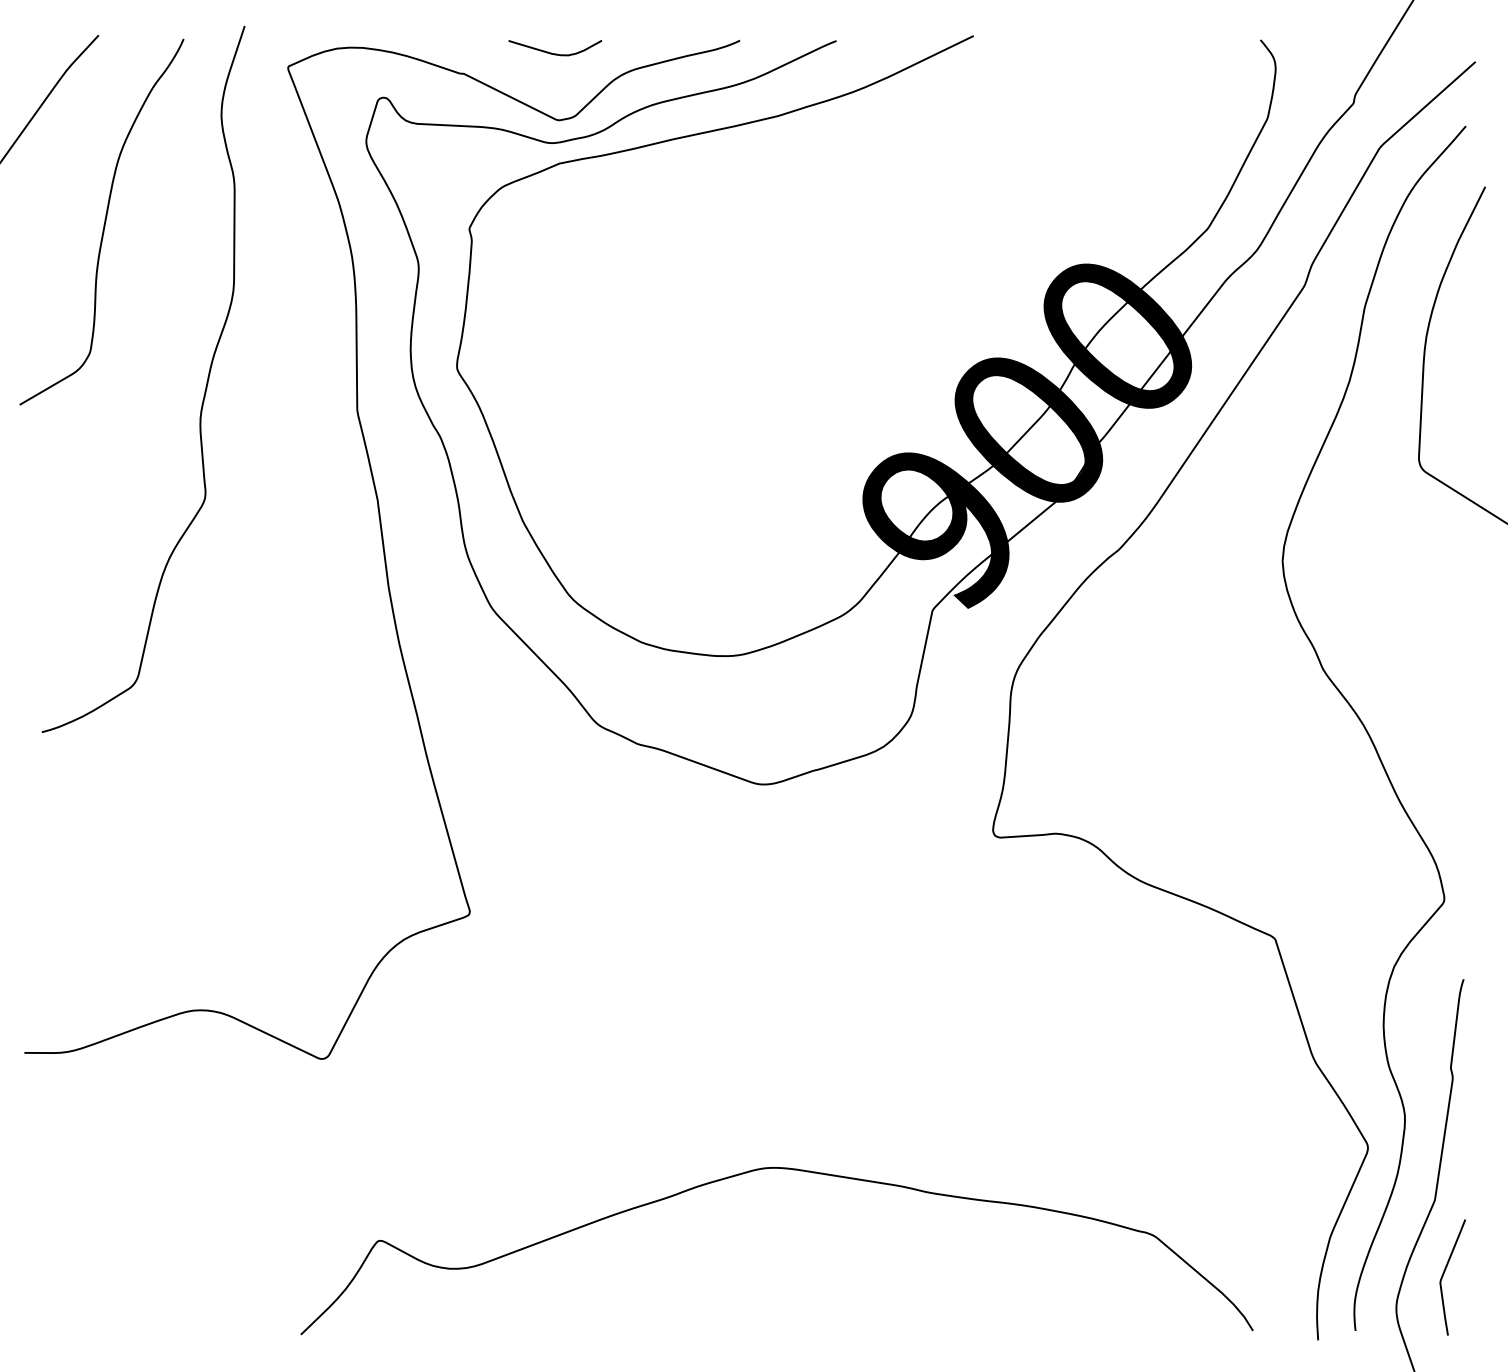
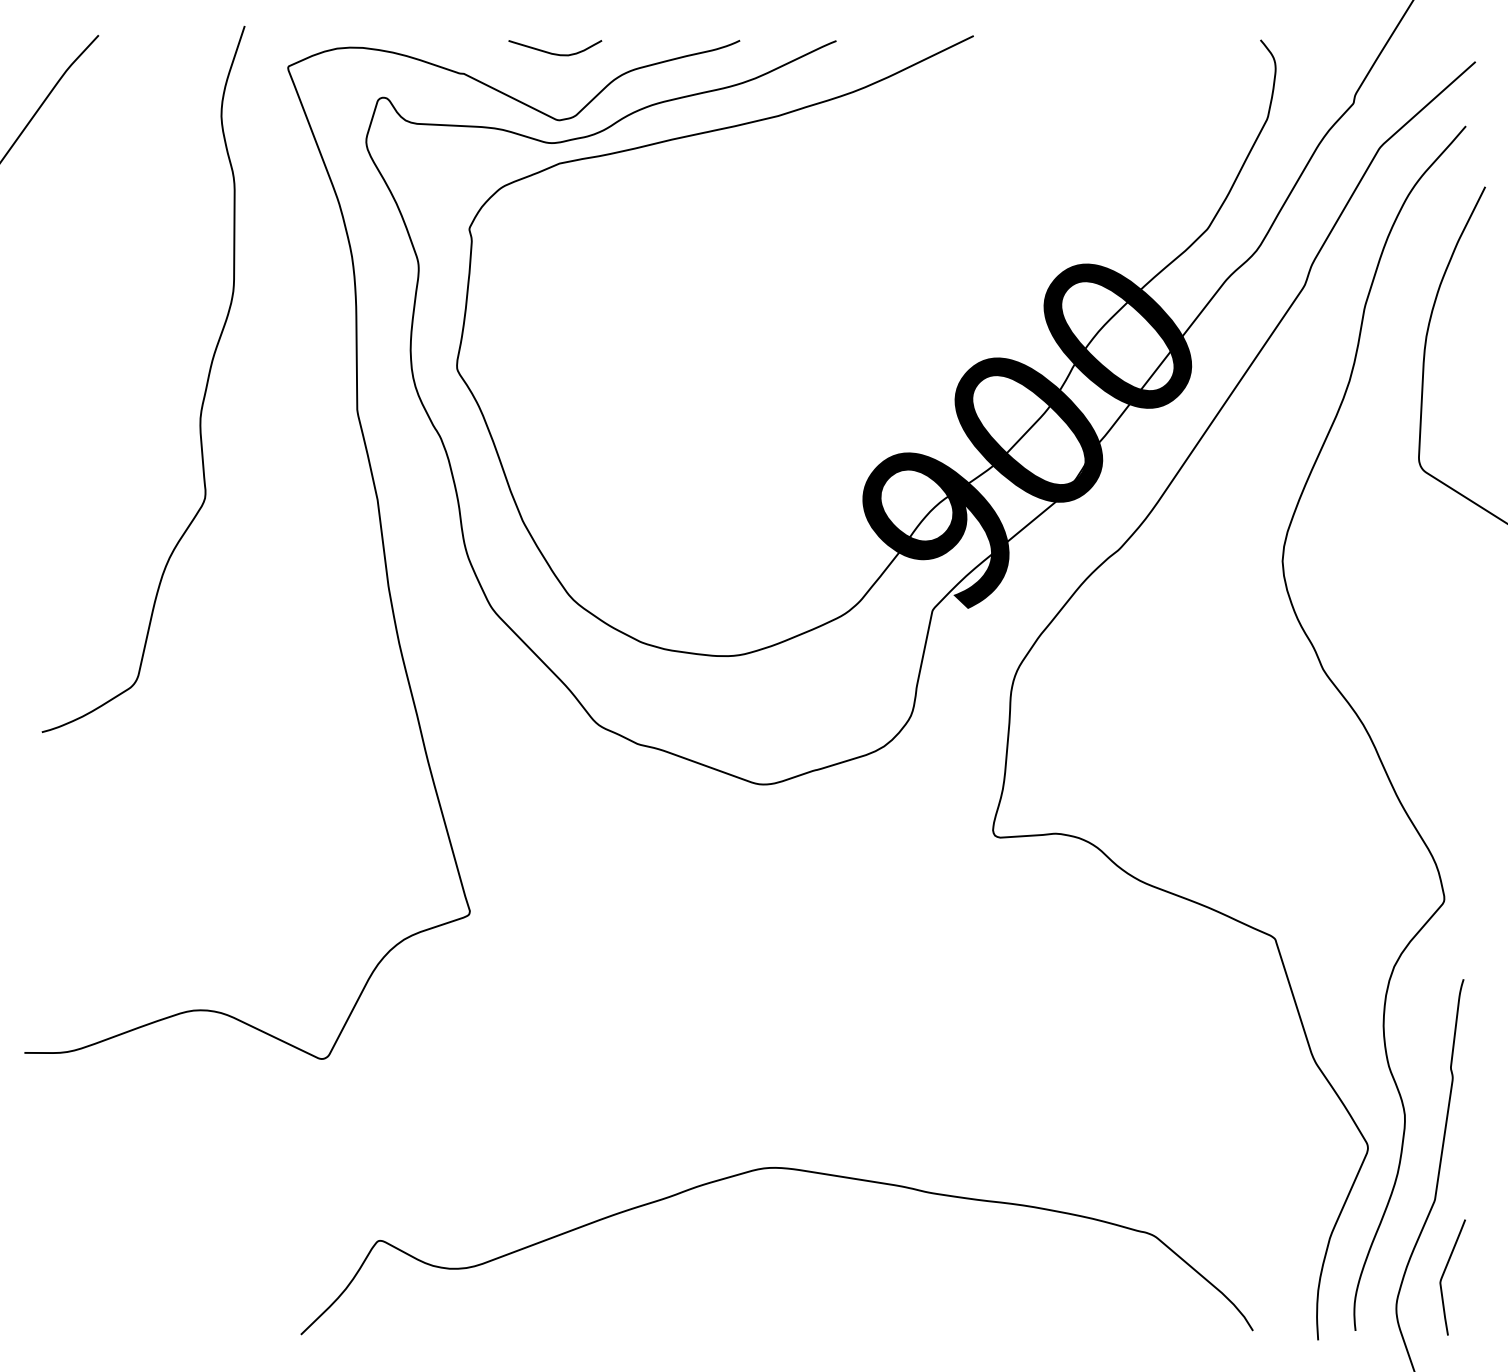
curve: present -> none (104, 221)
